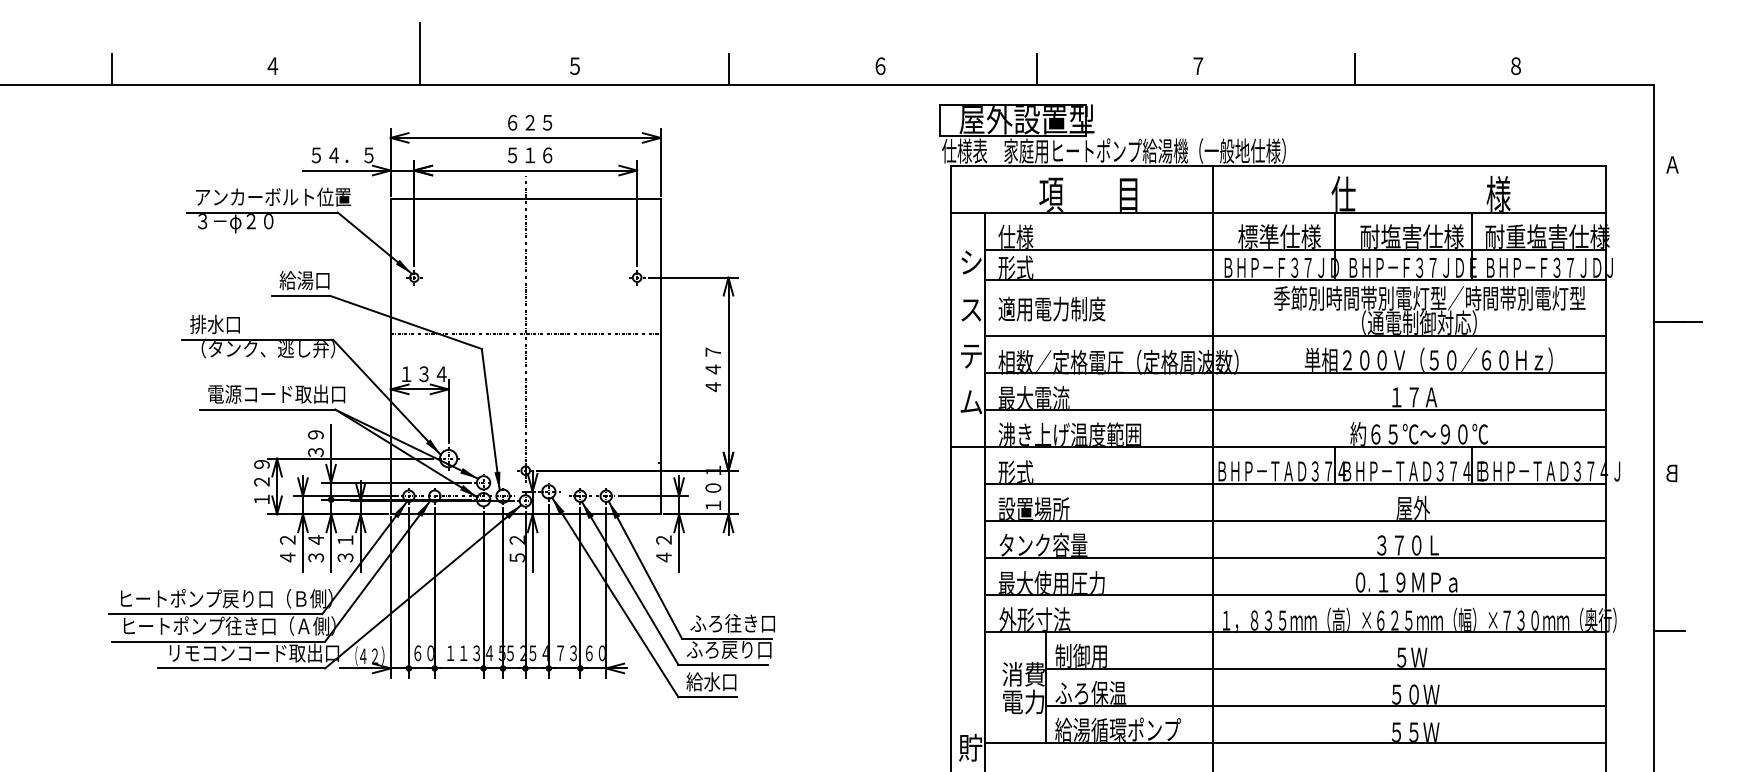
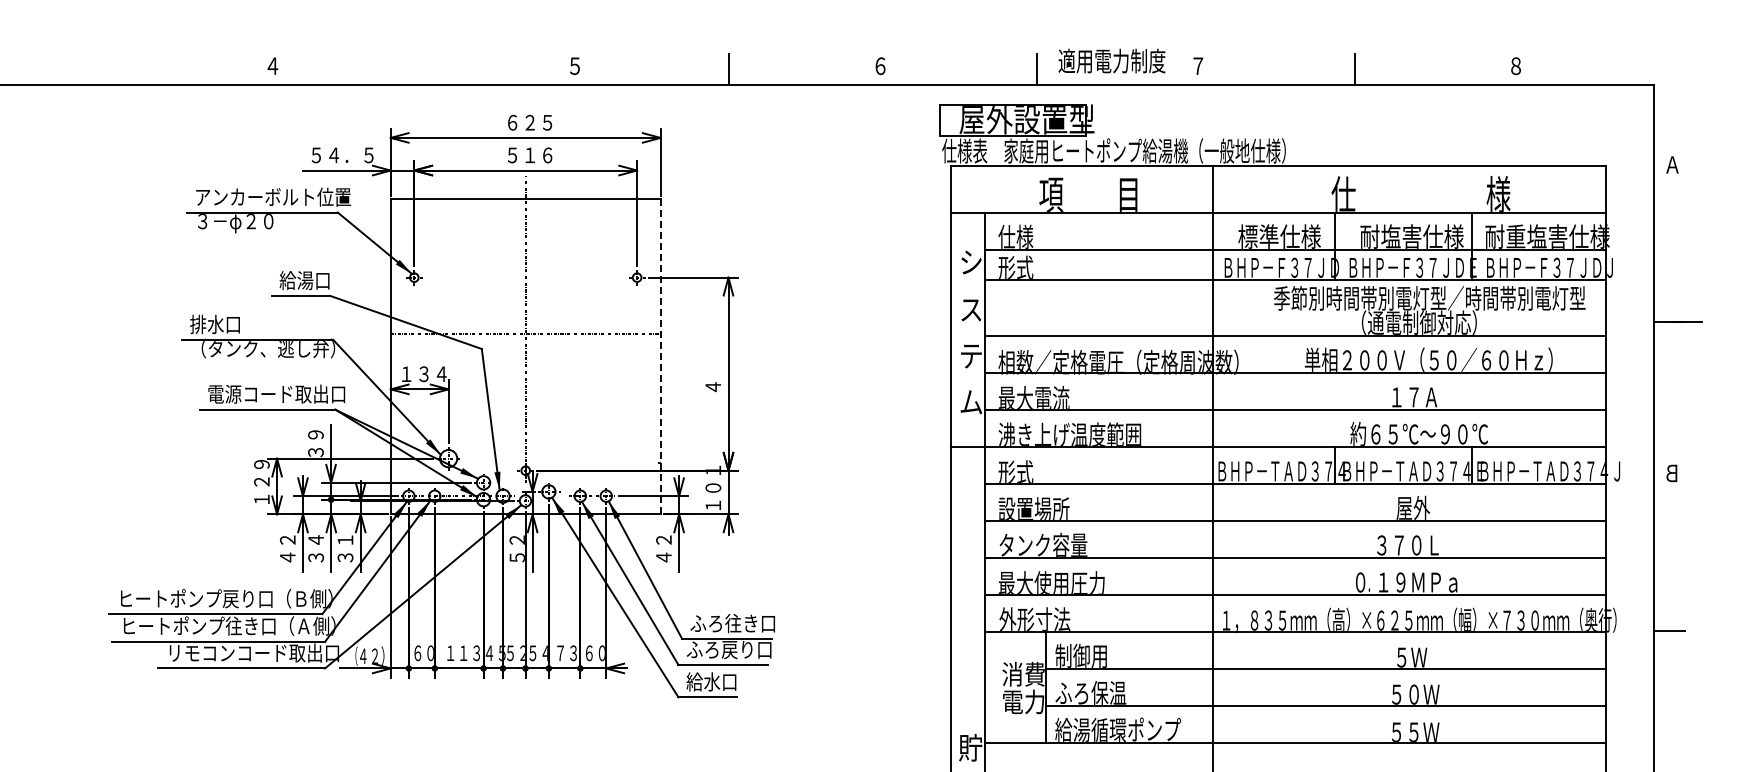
line: present -> none (420, 53)
line: present -> none (111, 68)
text position: (1051, 308) -> (1111, 60) (1111, 60)
line: solid -> dashed (660, 356)
text: ４４７ -> ４ (713, 360)
